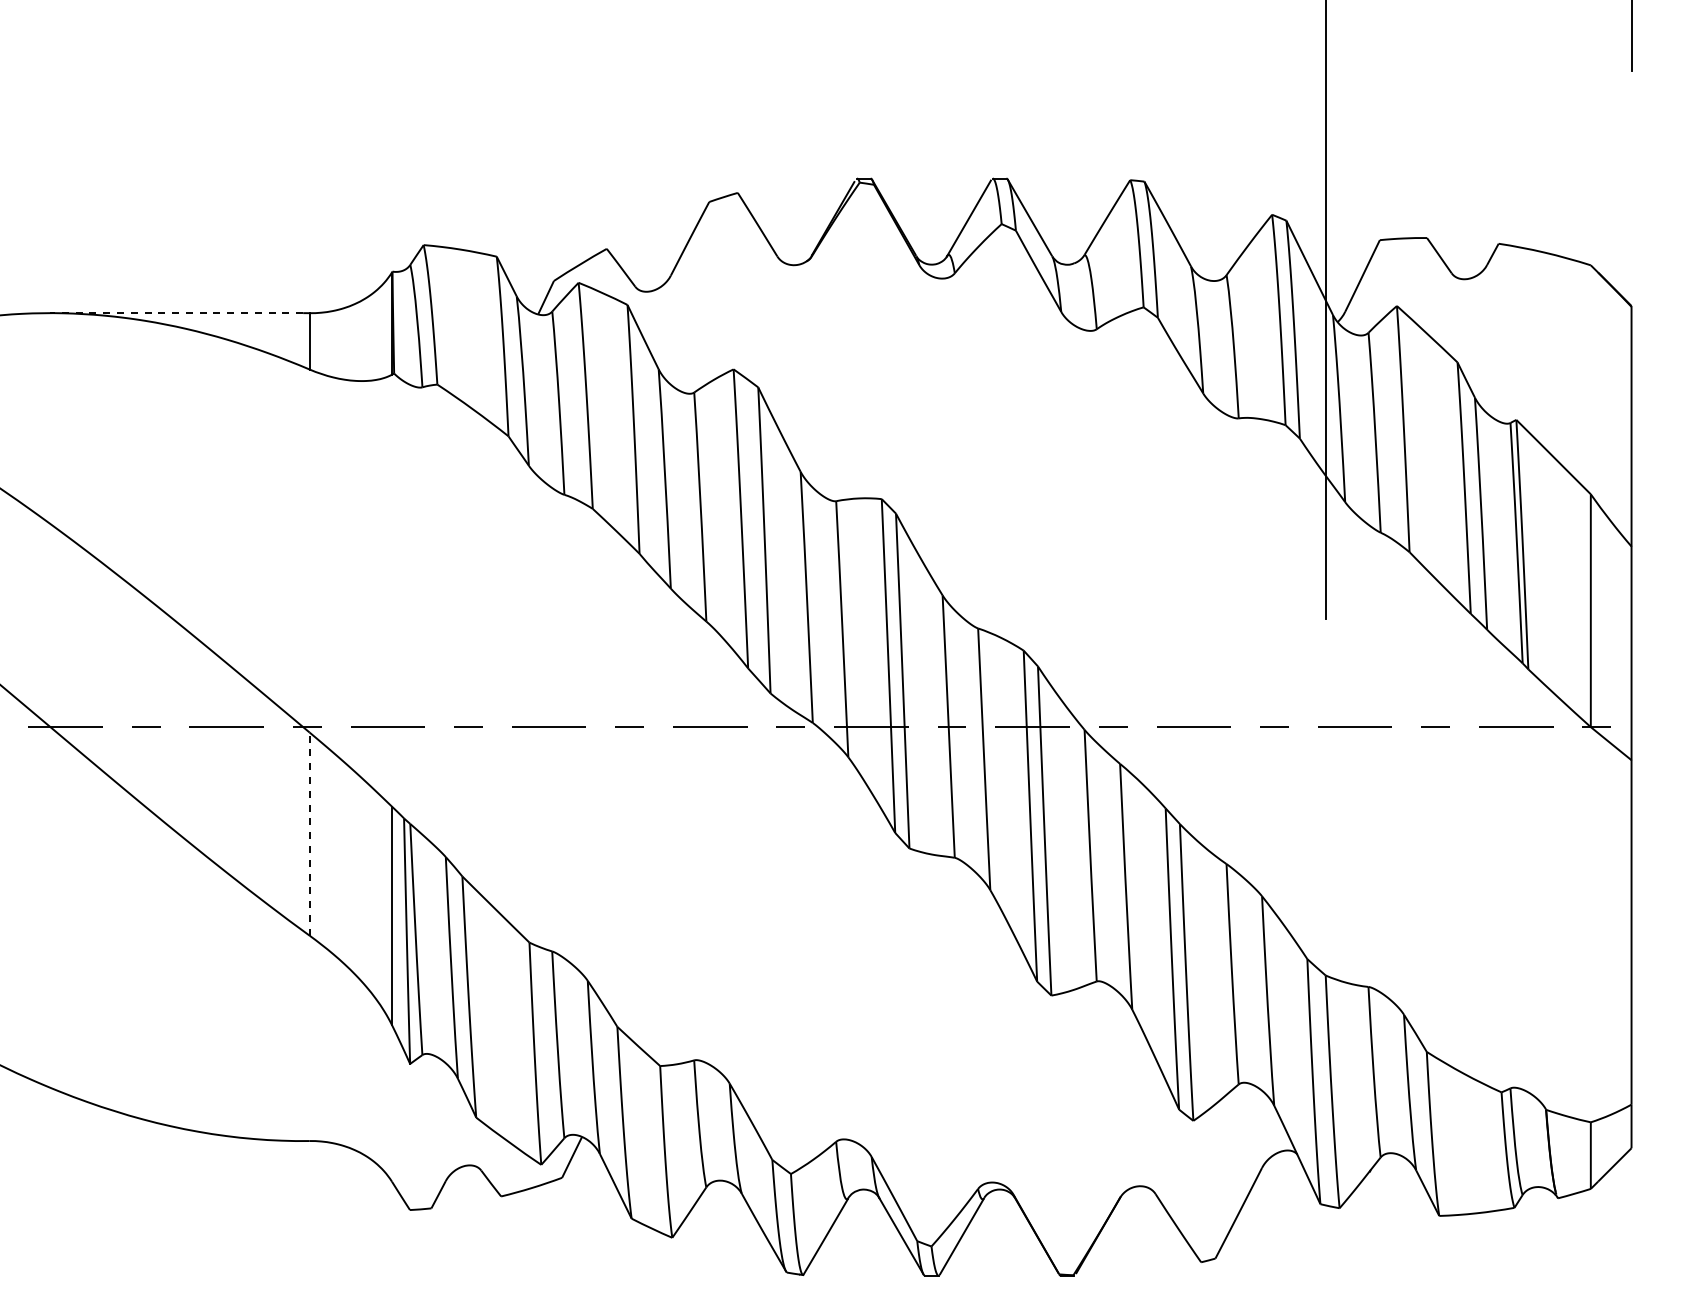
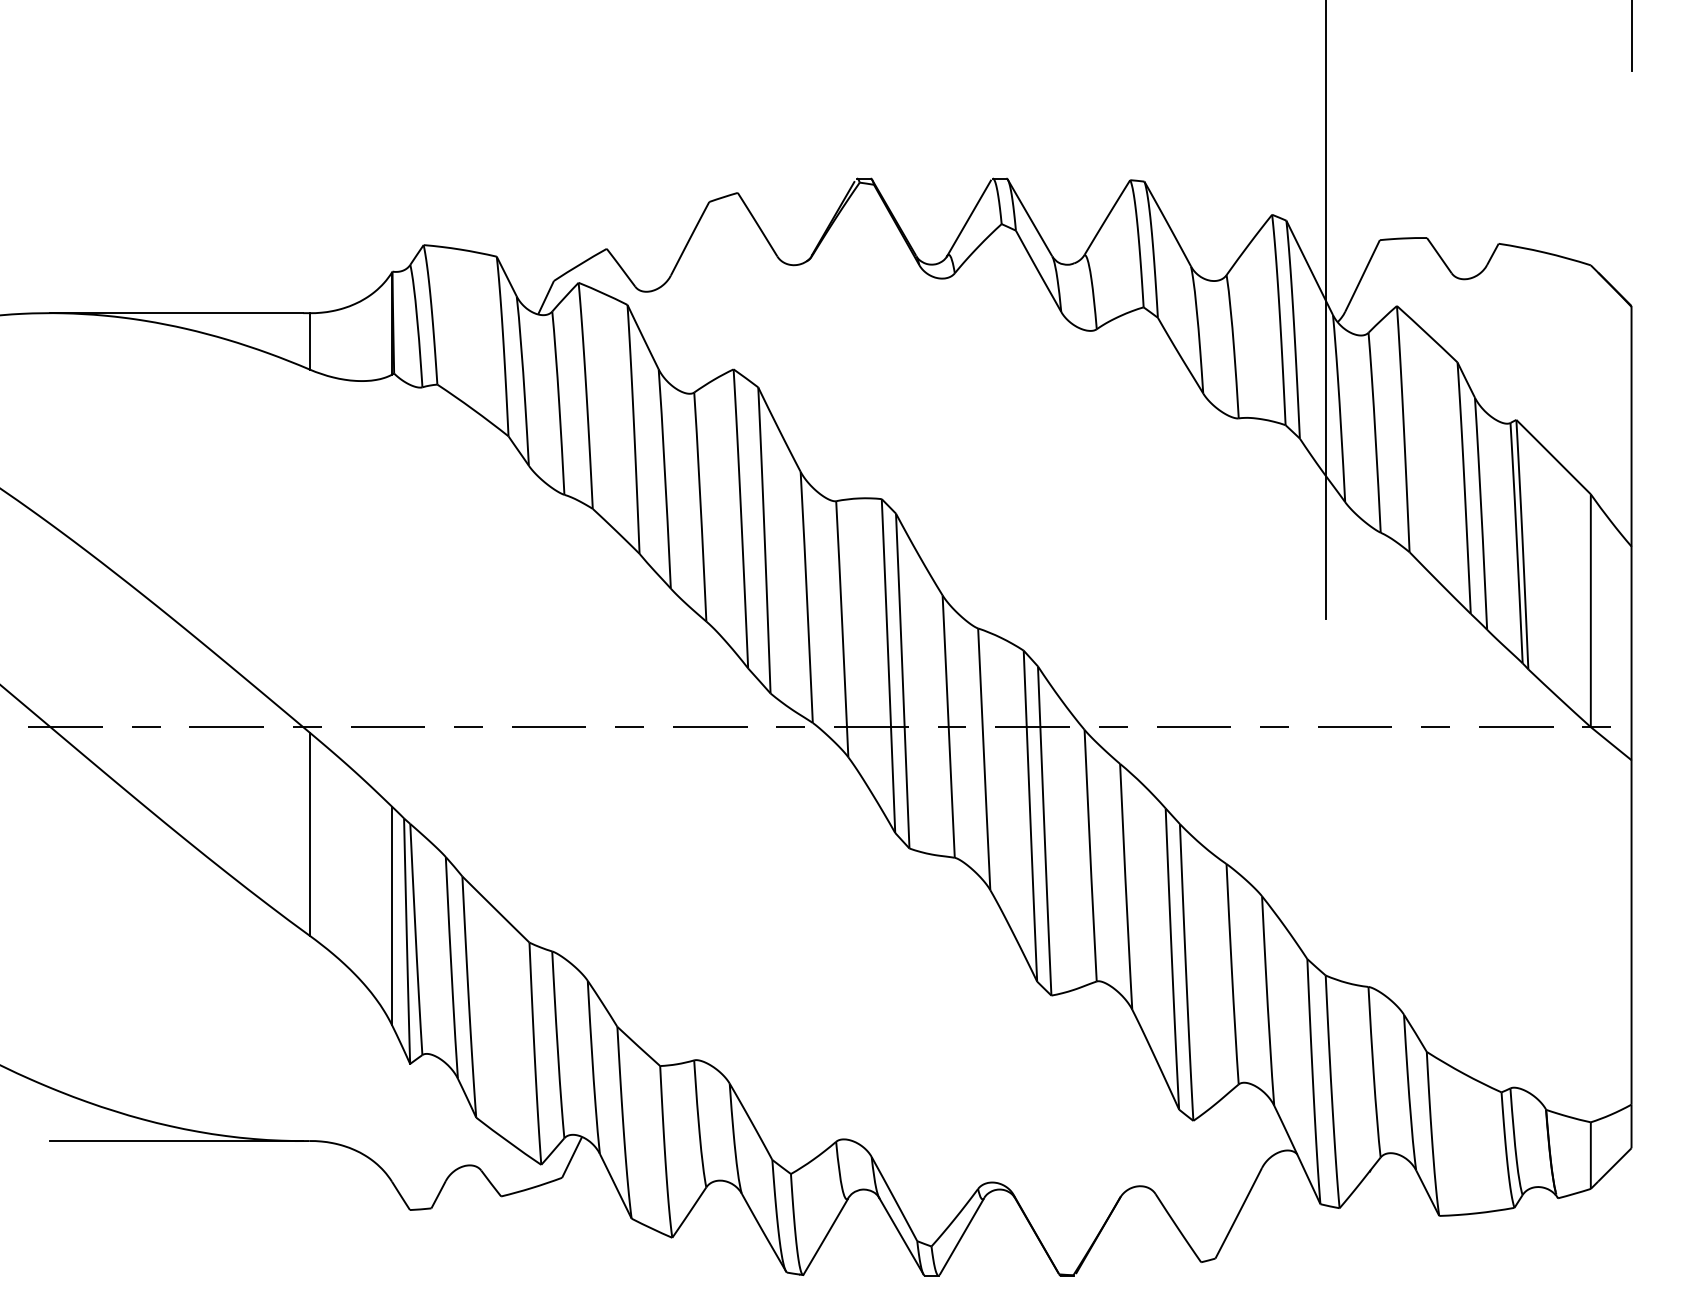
line: dashed -> solid (176, 313)
line: dashed -> solid (309, 834)
line: none -> present (176, 1141)
